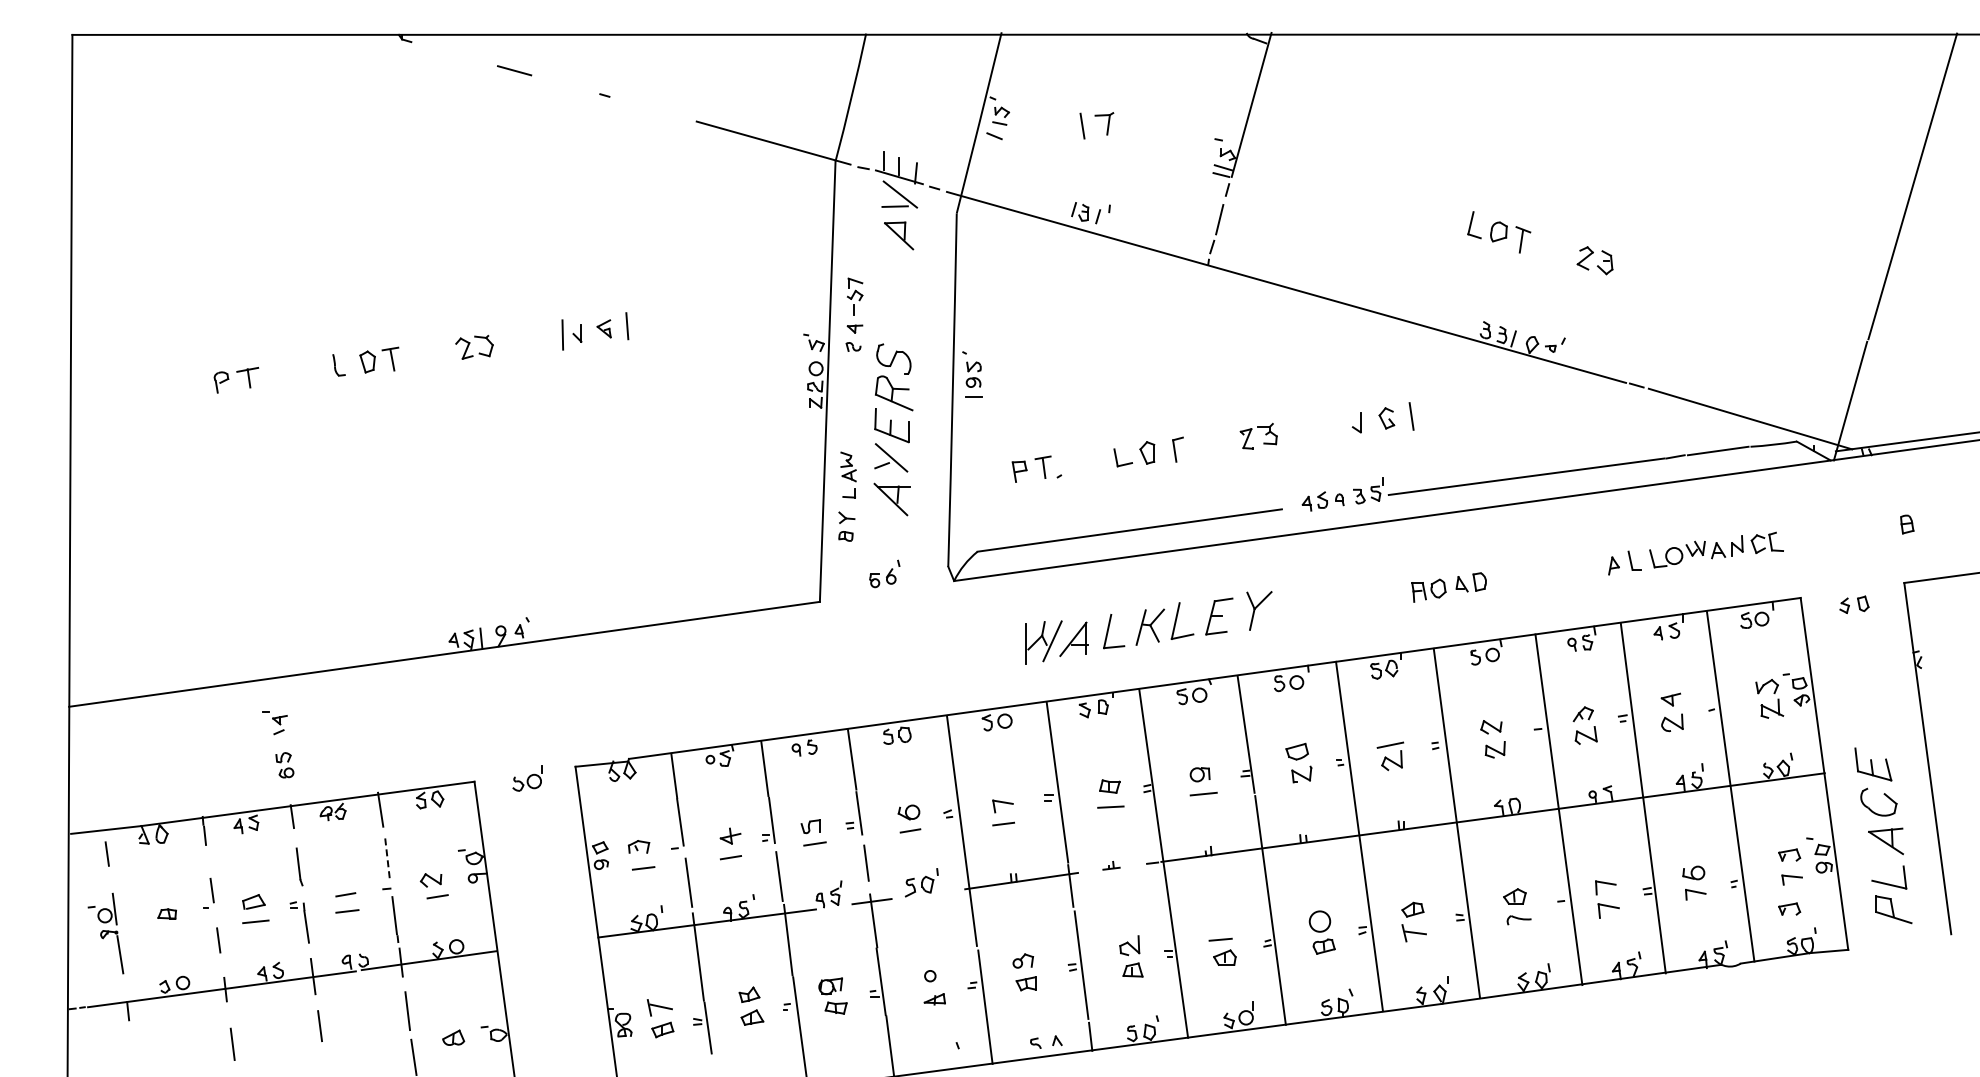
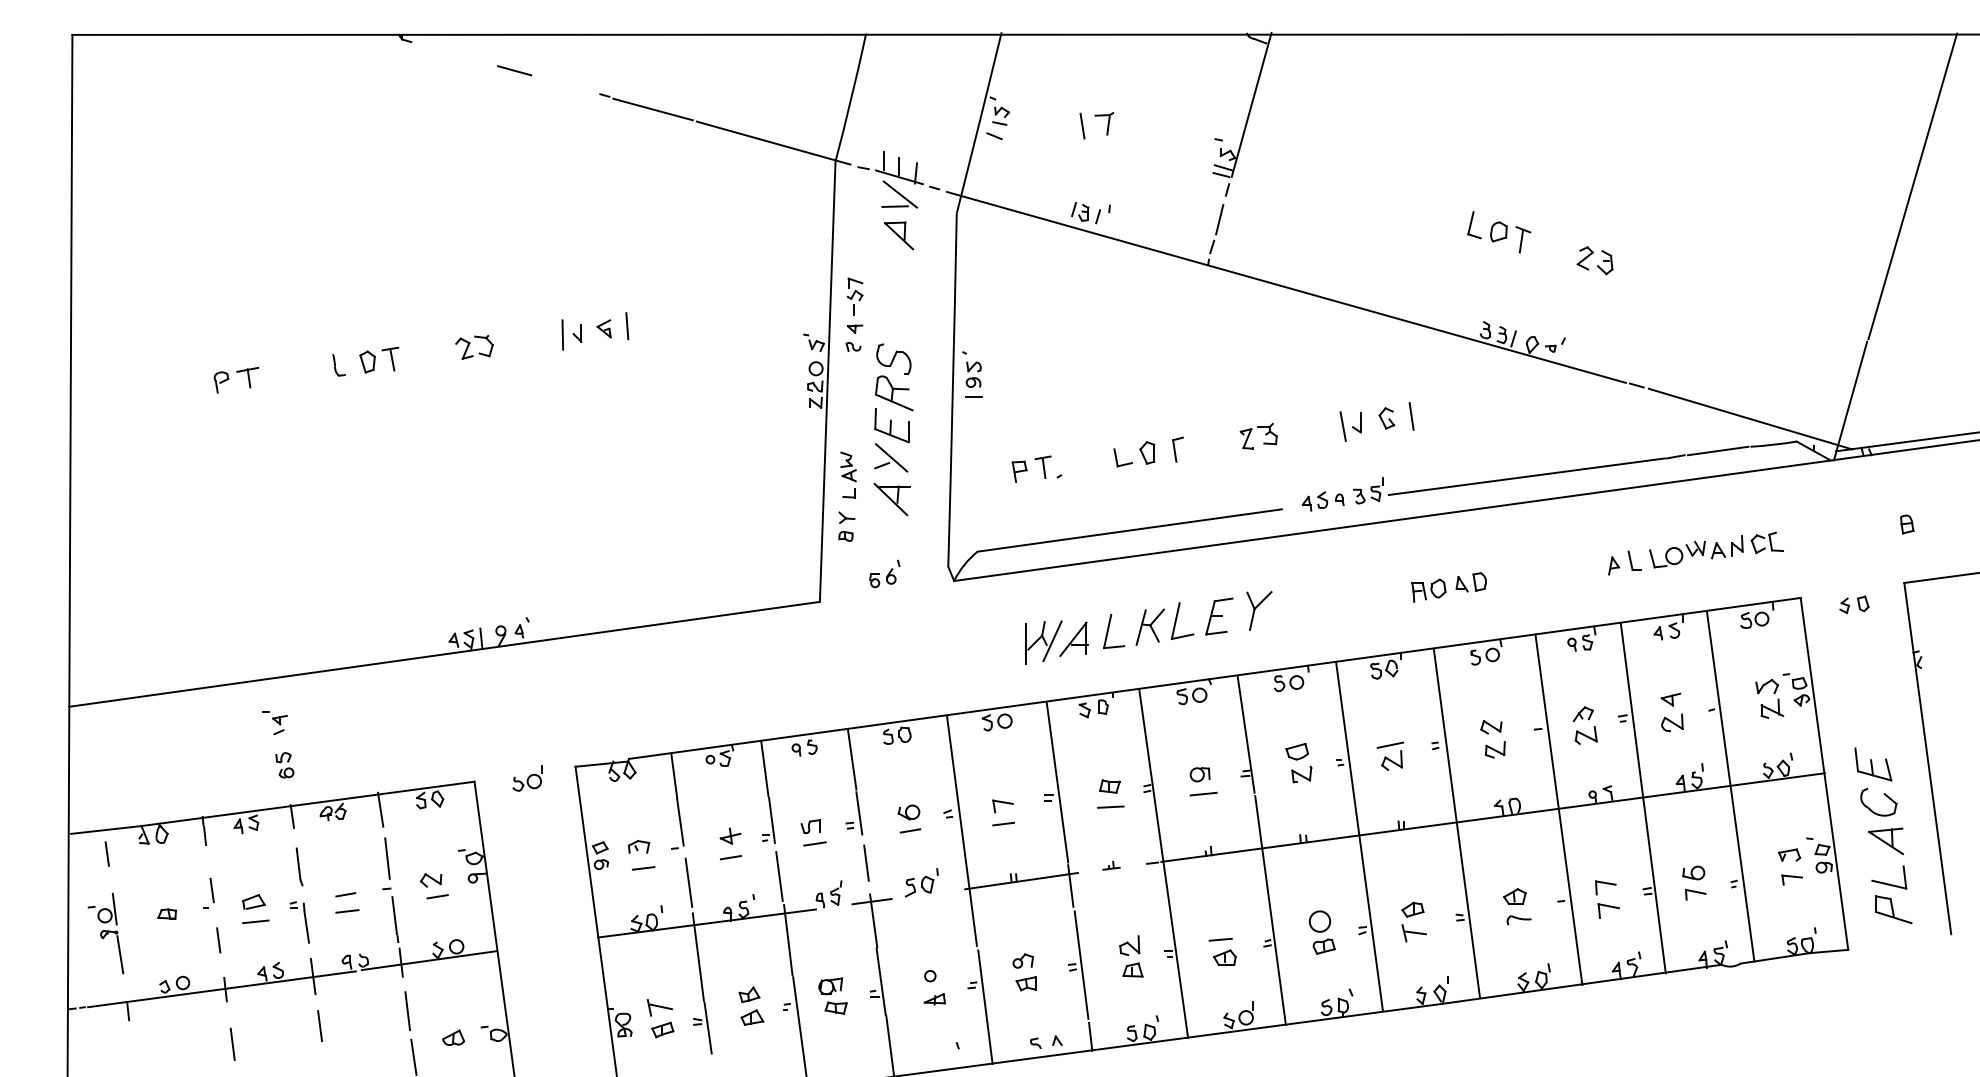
line: none -> present (652, 109)
line: none -> present (1342, 426)
line: dashed -> solid (387, 859)
part: present -> none (1789, 908)
